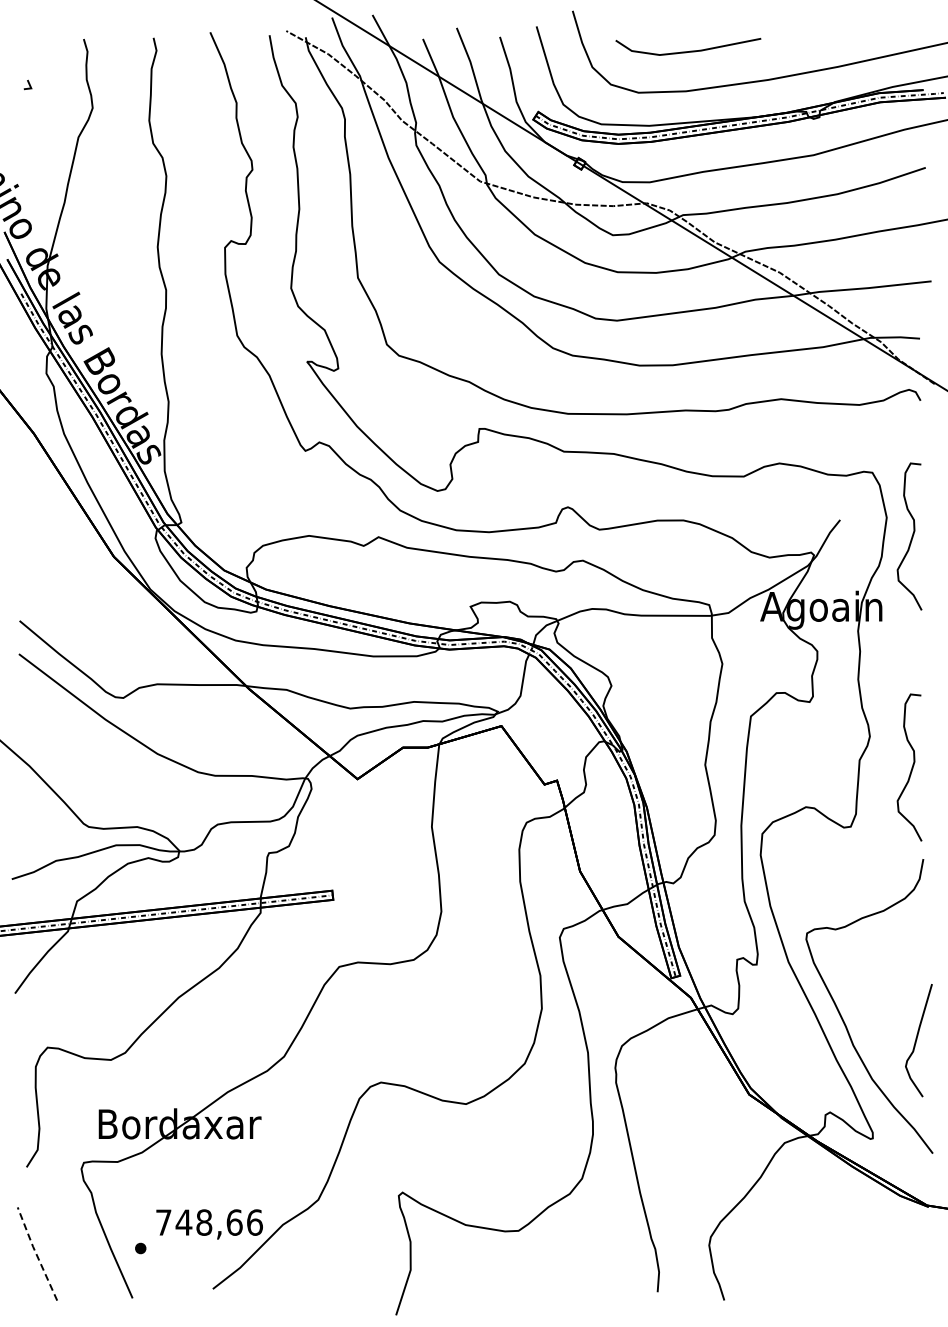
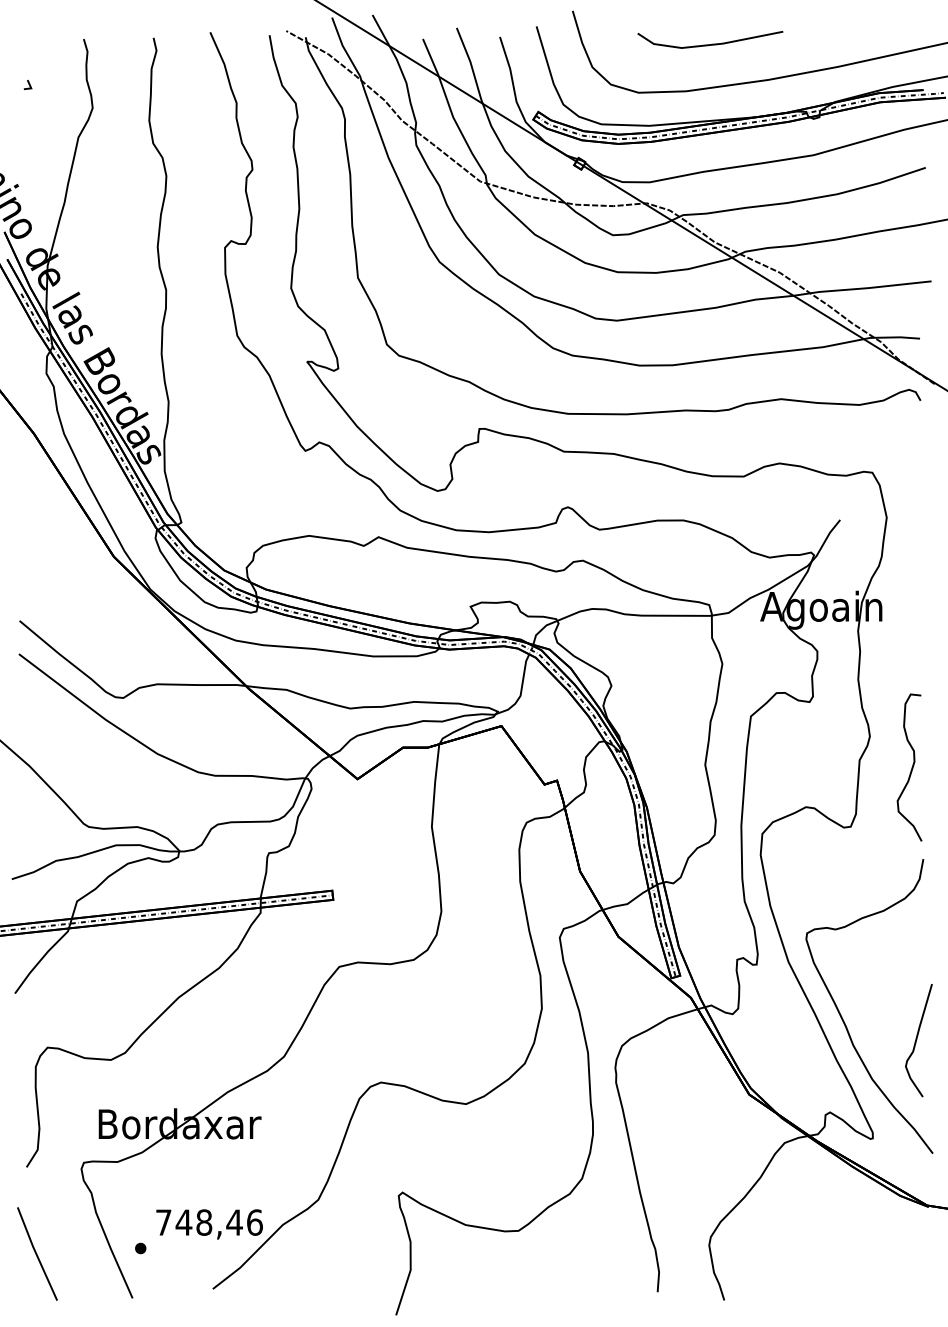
line position: (690, 50) -> (712, 43) (712, 43)
curve: present -> none (911, 536)
text: 748,66 -> 748,46 (234, 1222)
line: dashed -> solid (36, 1253)
